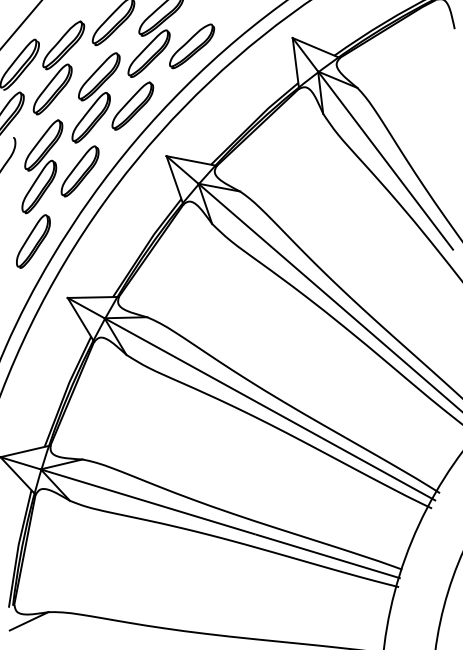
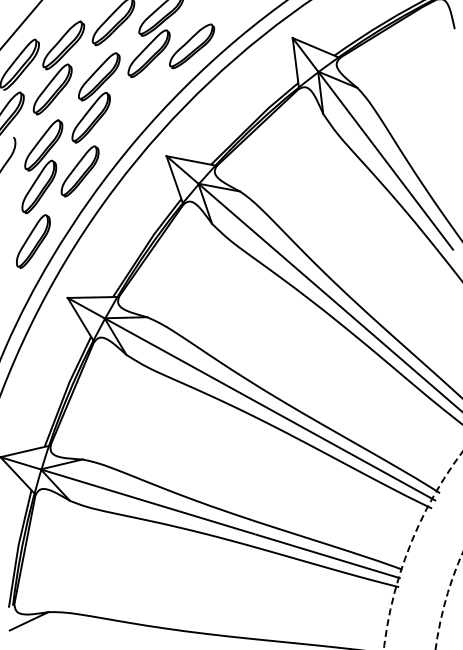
part: present -> none (132, 105)
arc: solid -> dashed (409, 546)
arc: solid -> dashed (445, 599)
